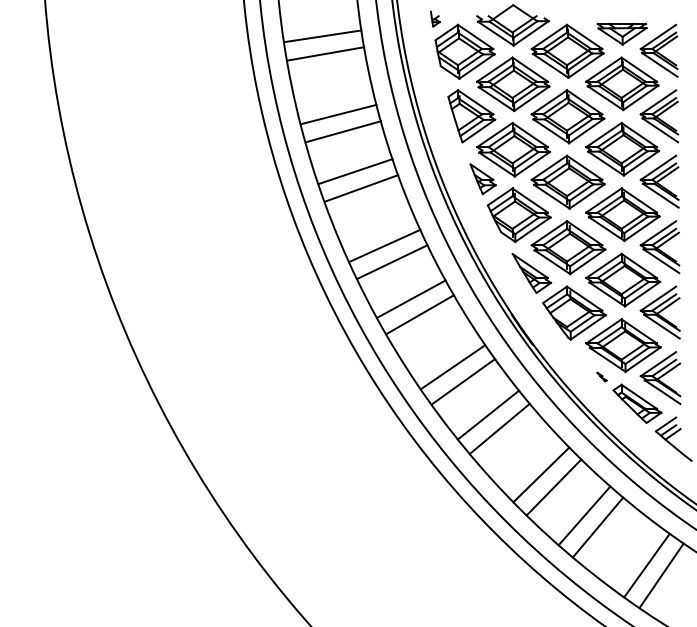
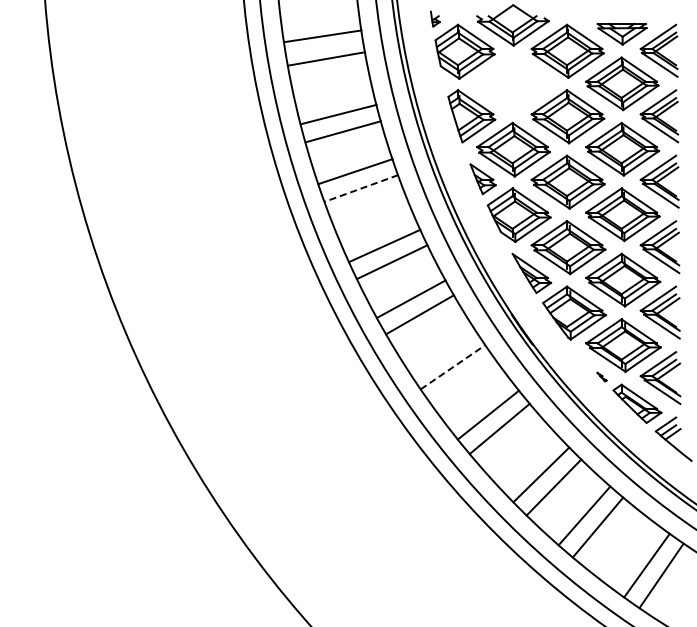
line position: (325, 53) -> (326, 58) (326, 58)
part: present -> none (513, 84)
line: solid -> dashed (360, 188)
line: solid -> dashed (453, 366)
line: present -> none (463, 381)
